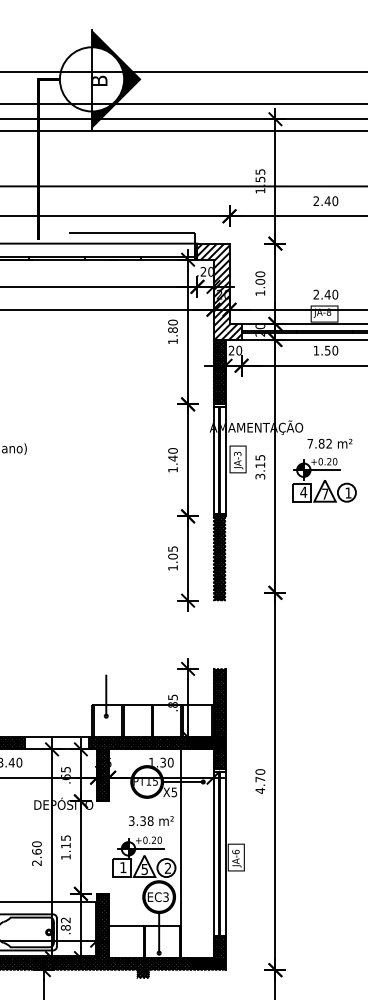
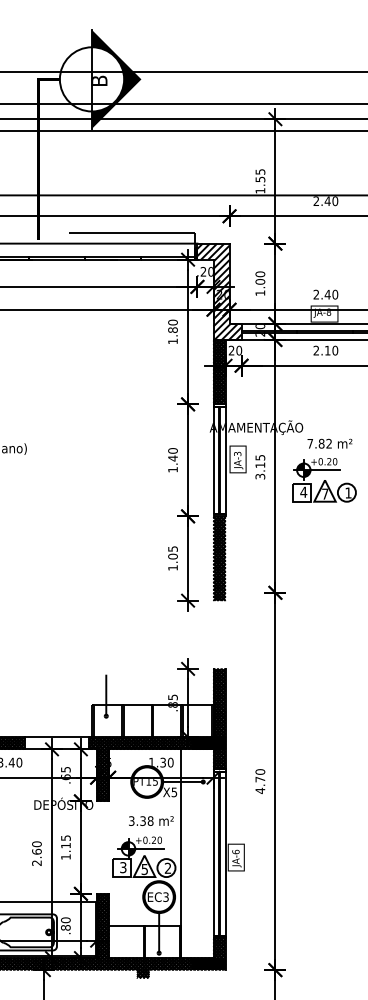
line position: (183, 186) -> (183, 195) (183, 195)
text: 1.50 -> 2.10 (321, 350)
text: 1 -> 3 (123, 867)
text: .82 -> .80 (65, 920)
